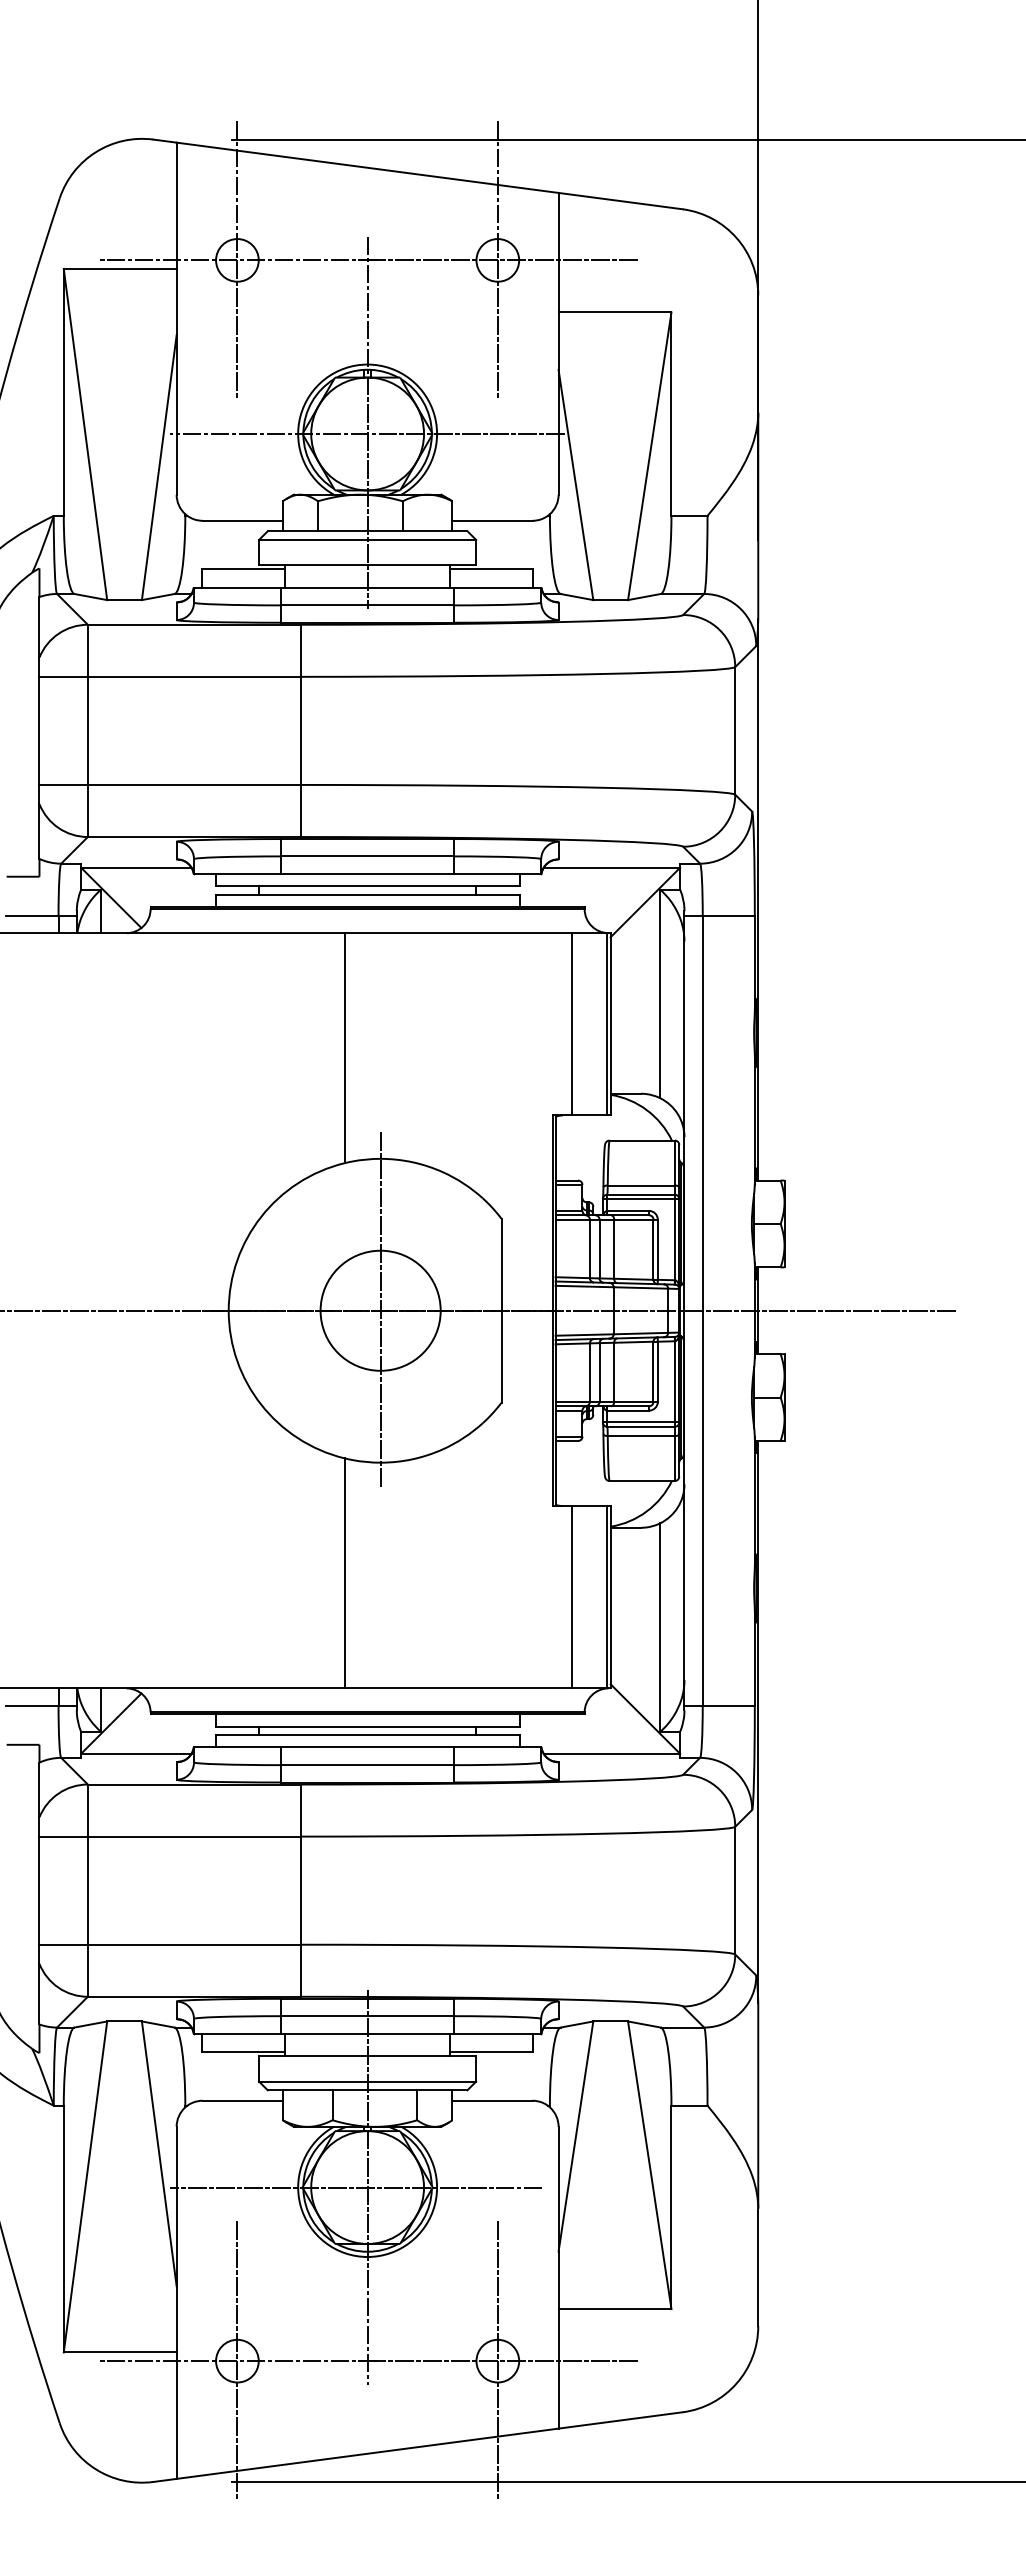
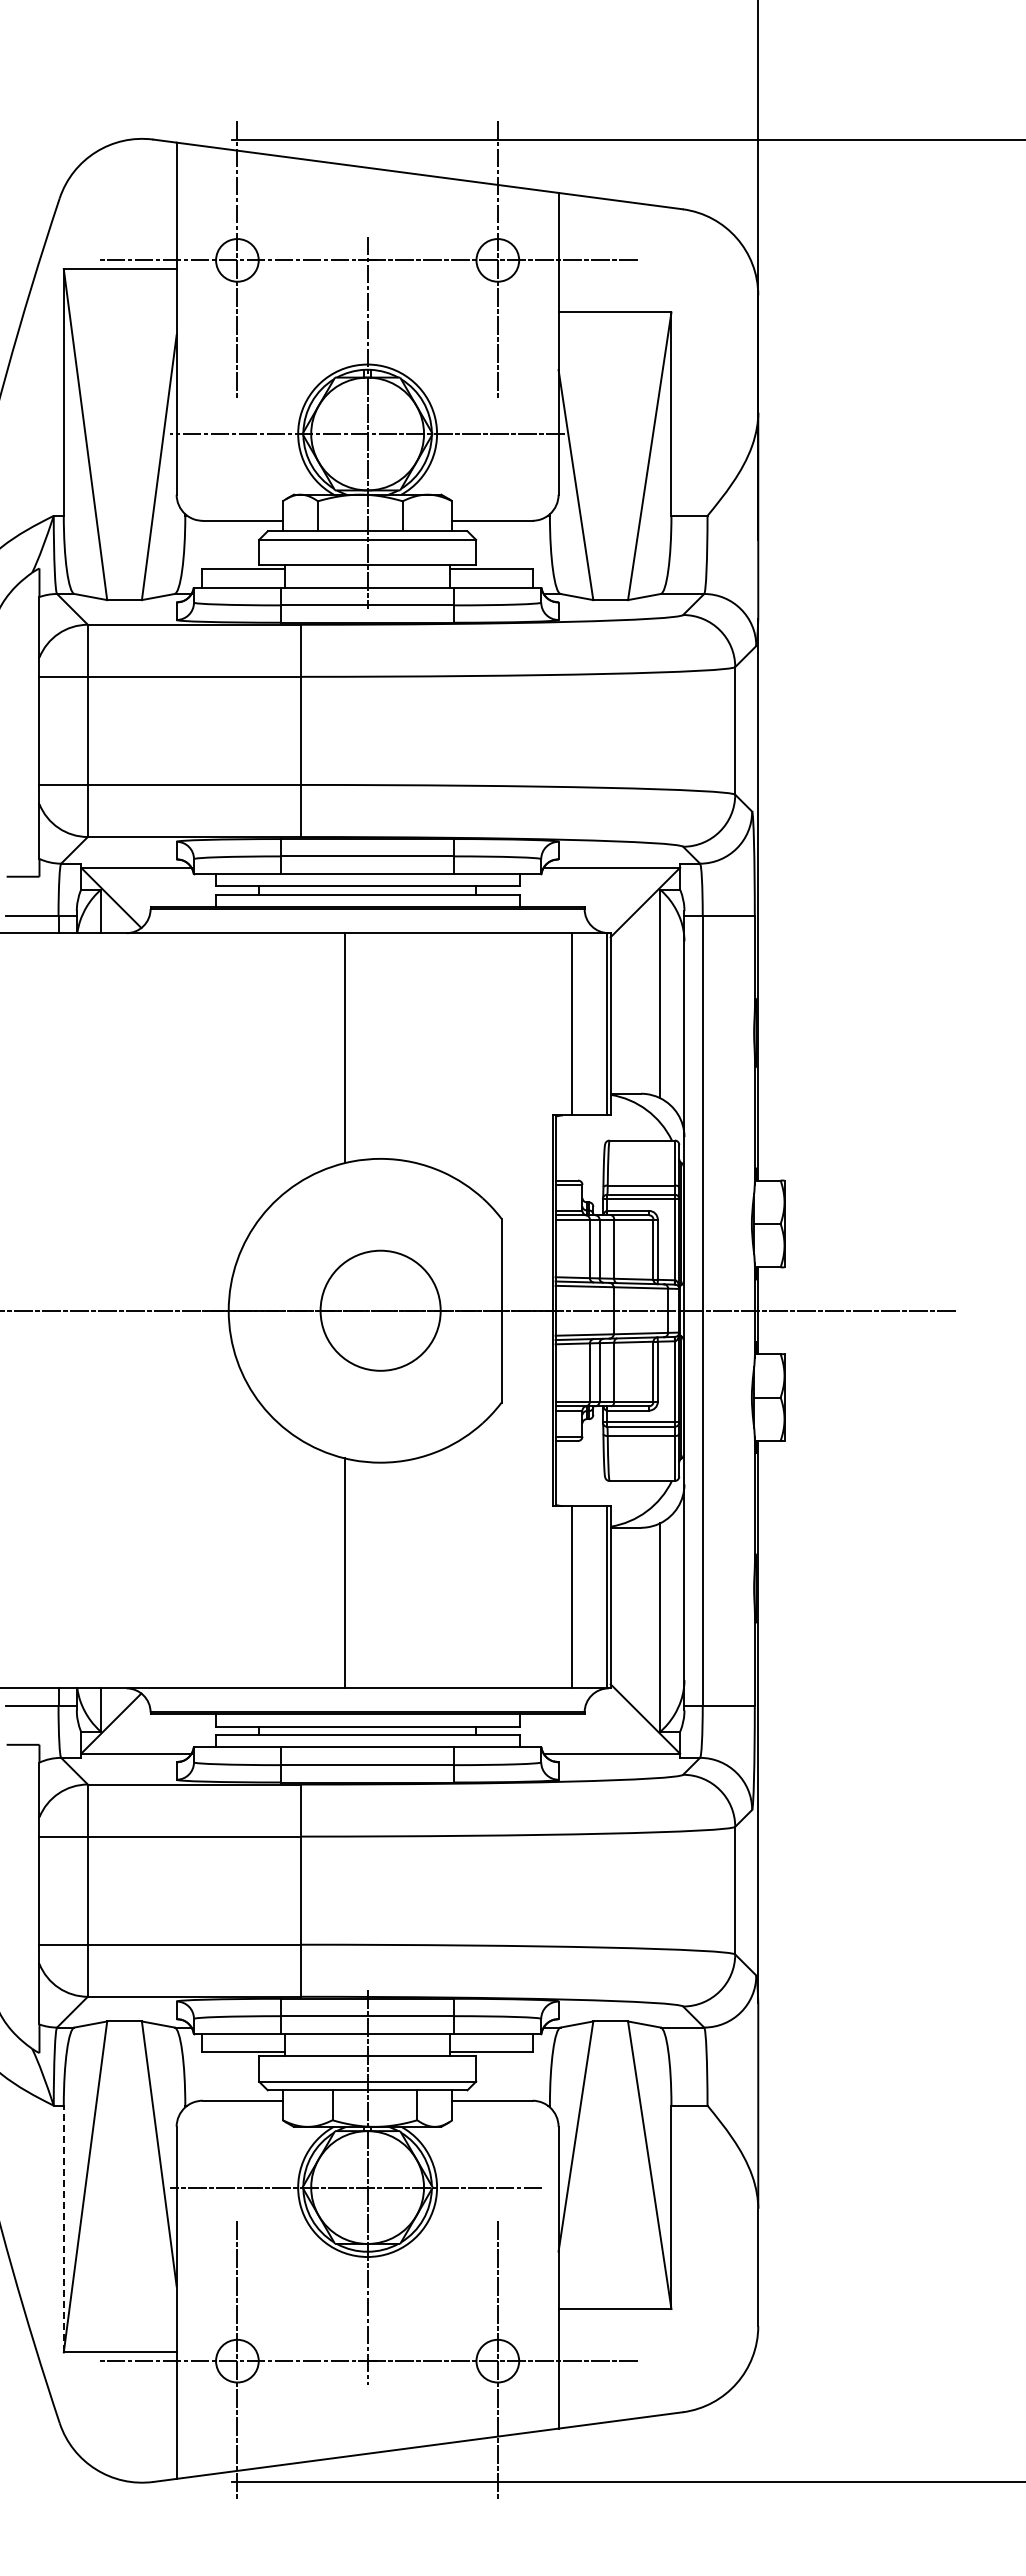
line: present -> none (380, 1310)
line: solid -> dashed (63, 2228)
